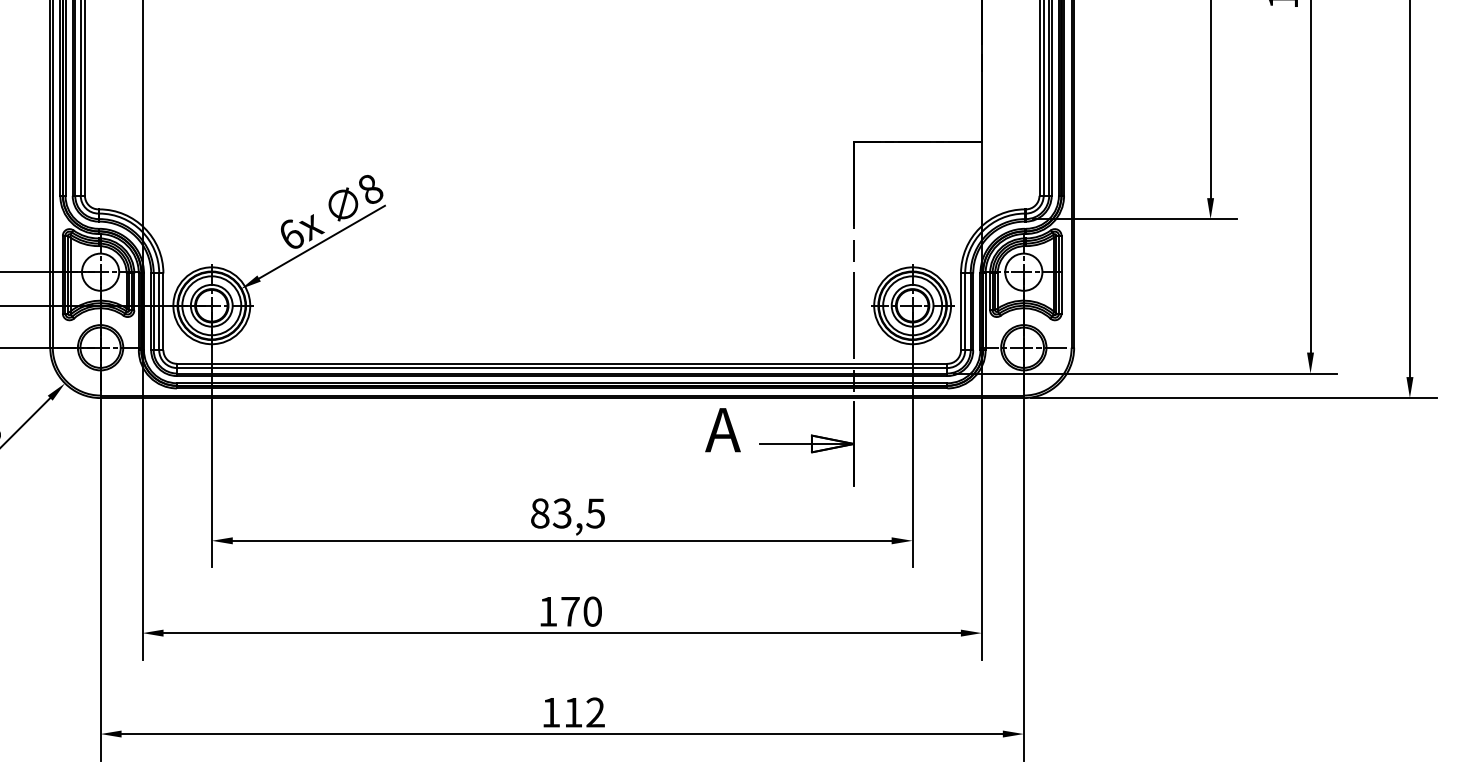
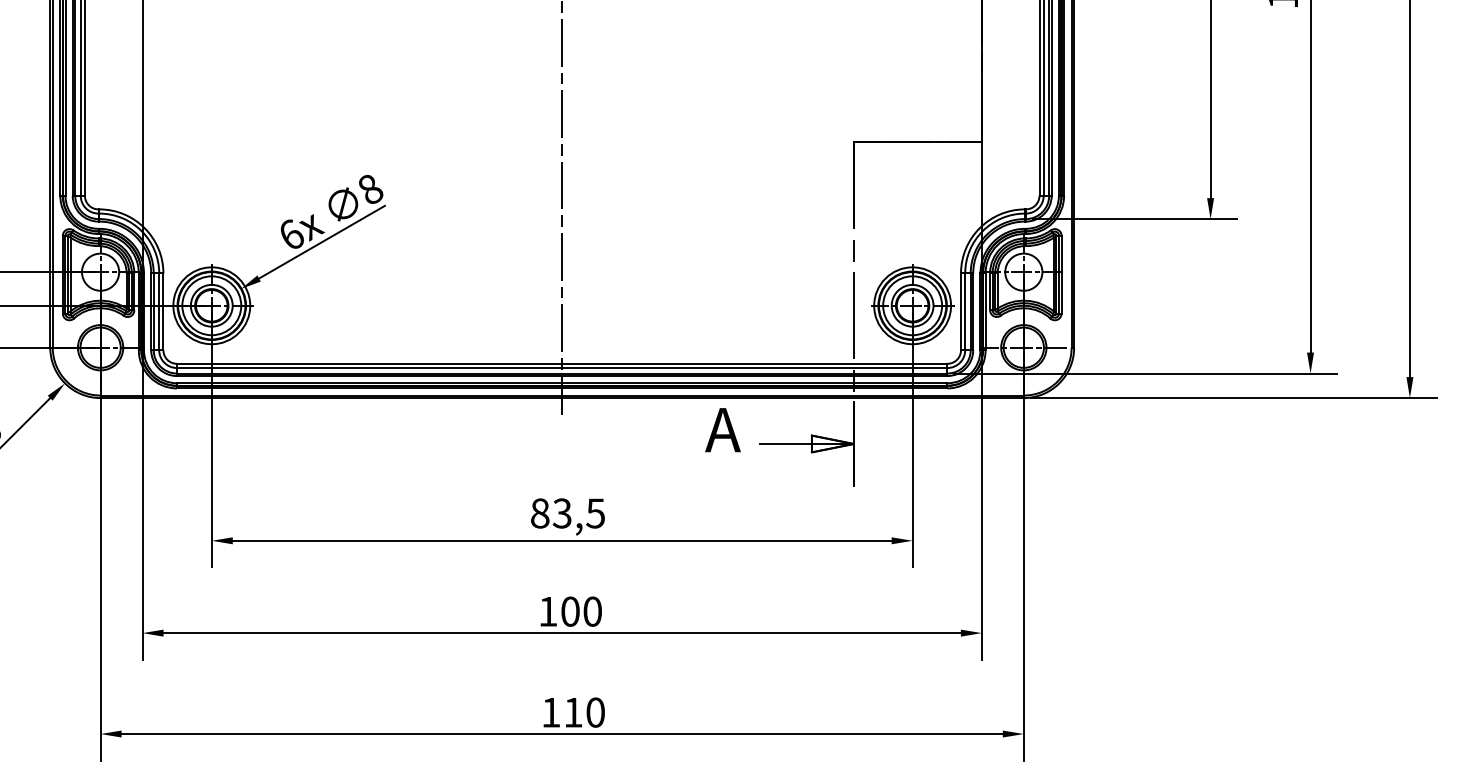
line: none -> present (562, 208)
text: 170 -> 100 (570, 611)
text: 112 -> 110 (595, 712)
